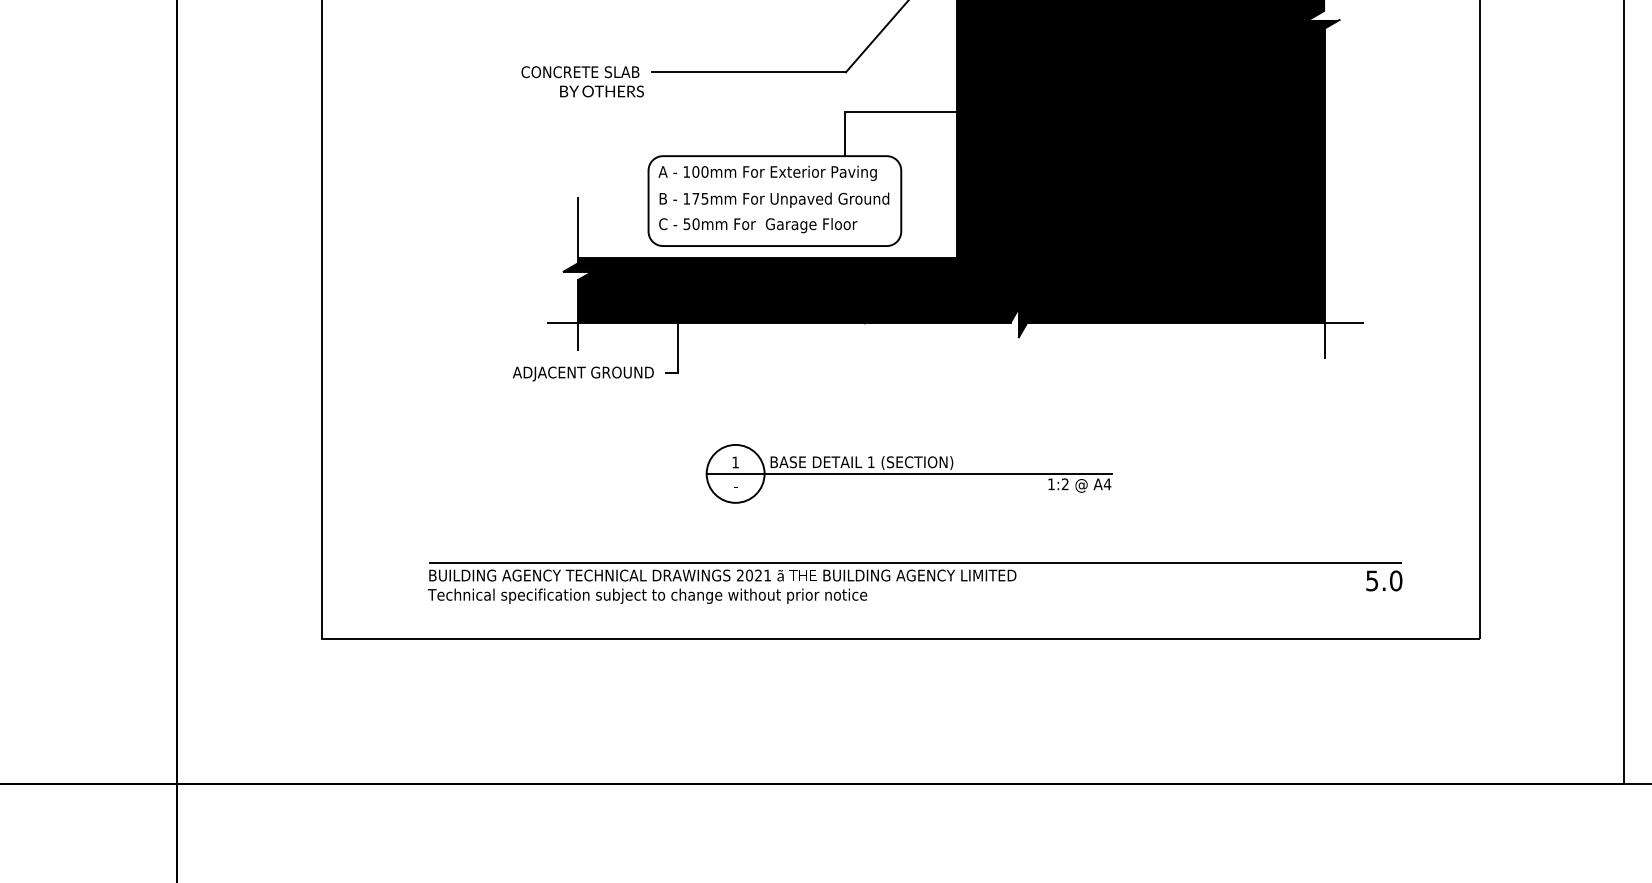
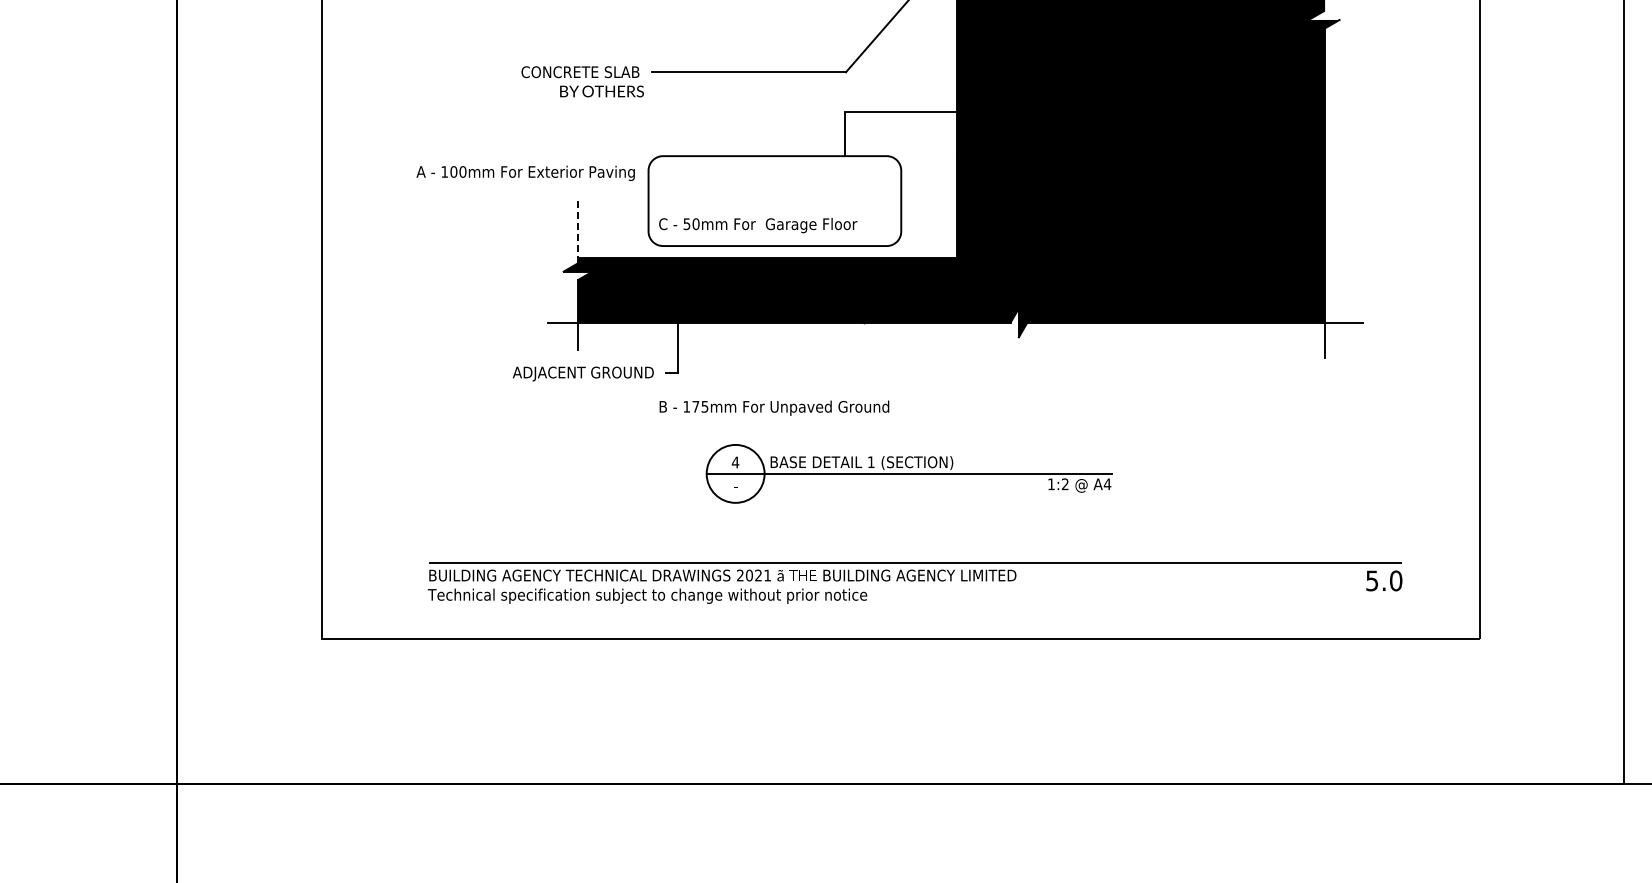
text position: (767, 172) -> (525, 172) (525, 172)
text position: (774, 199) -> (774, 407) (774, 407)
line: solid -> dashed (578, 230)
text: 1 -> 4 (735, 462)
